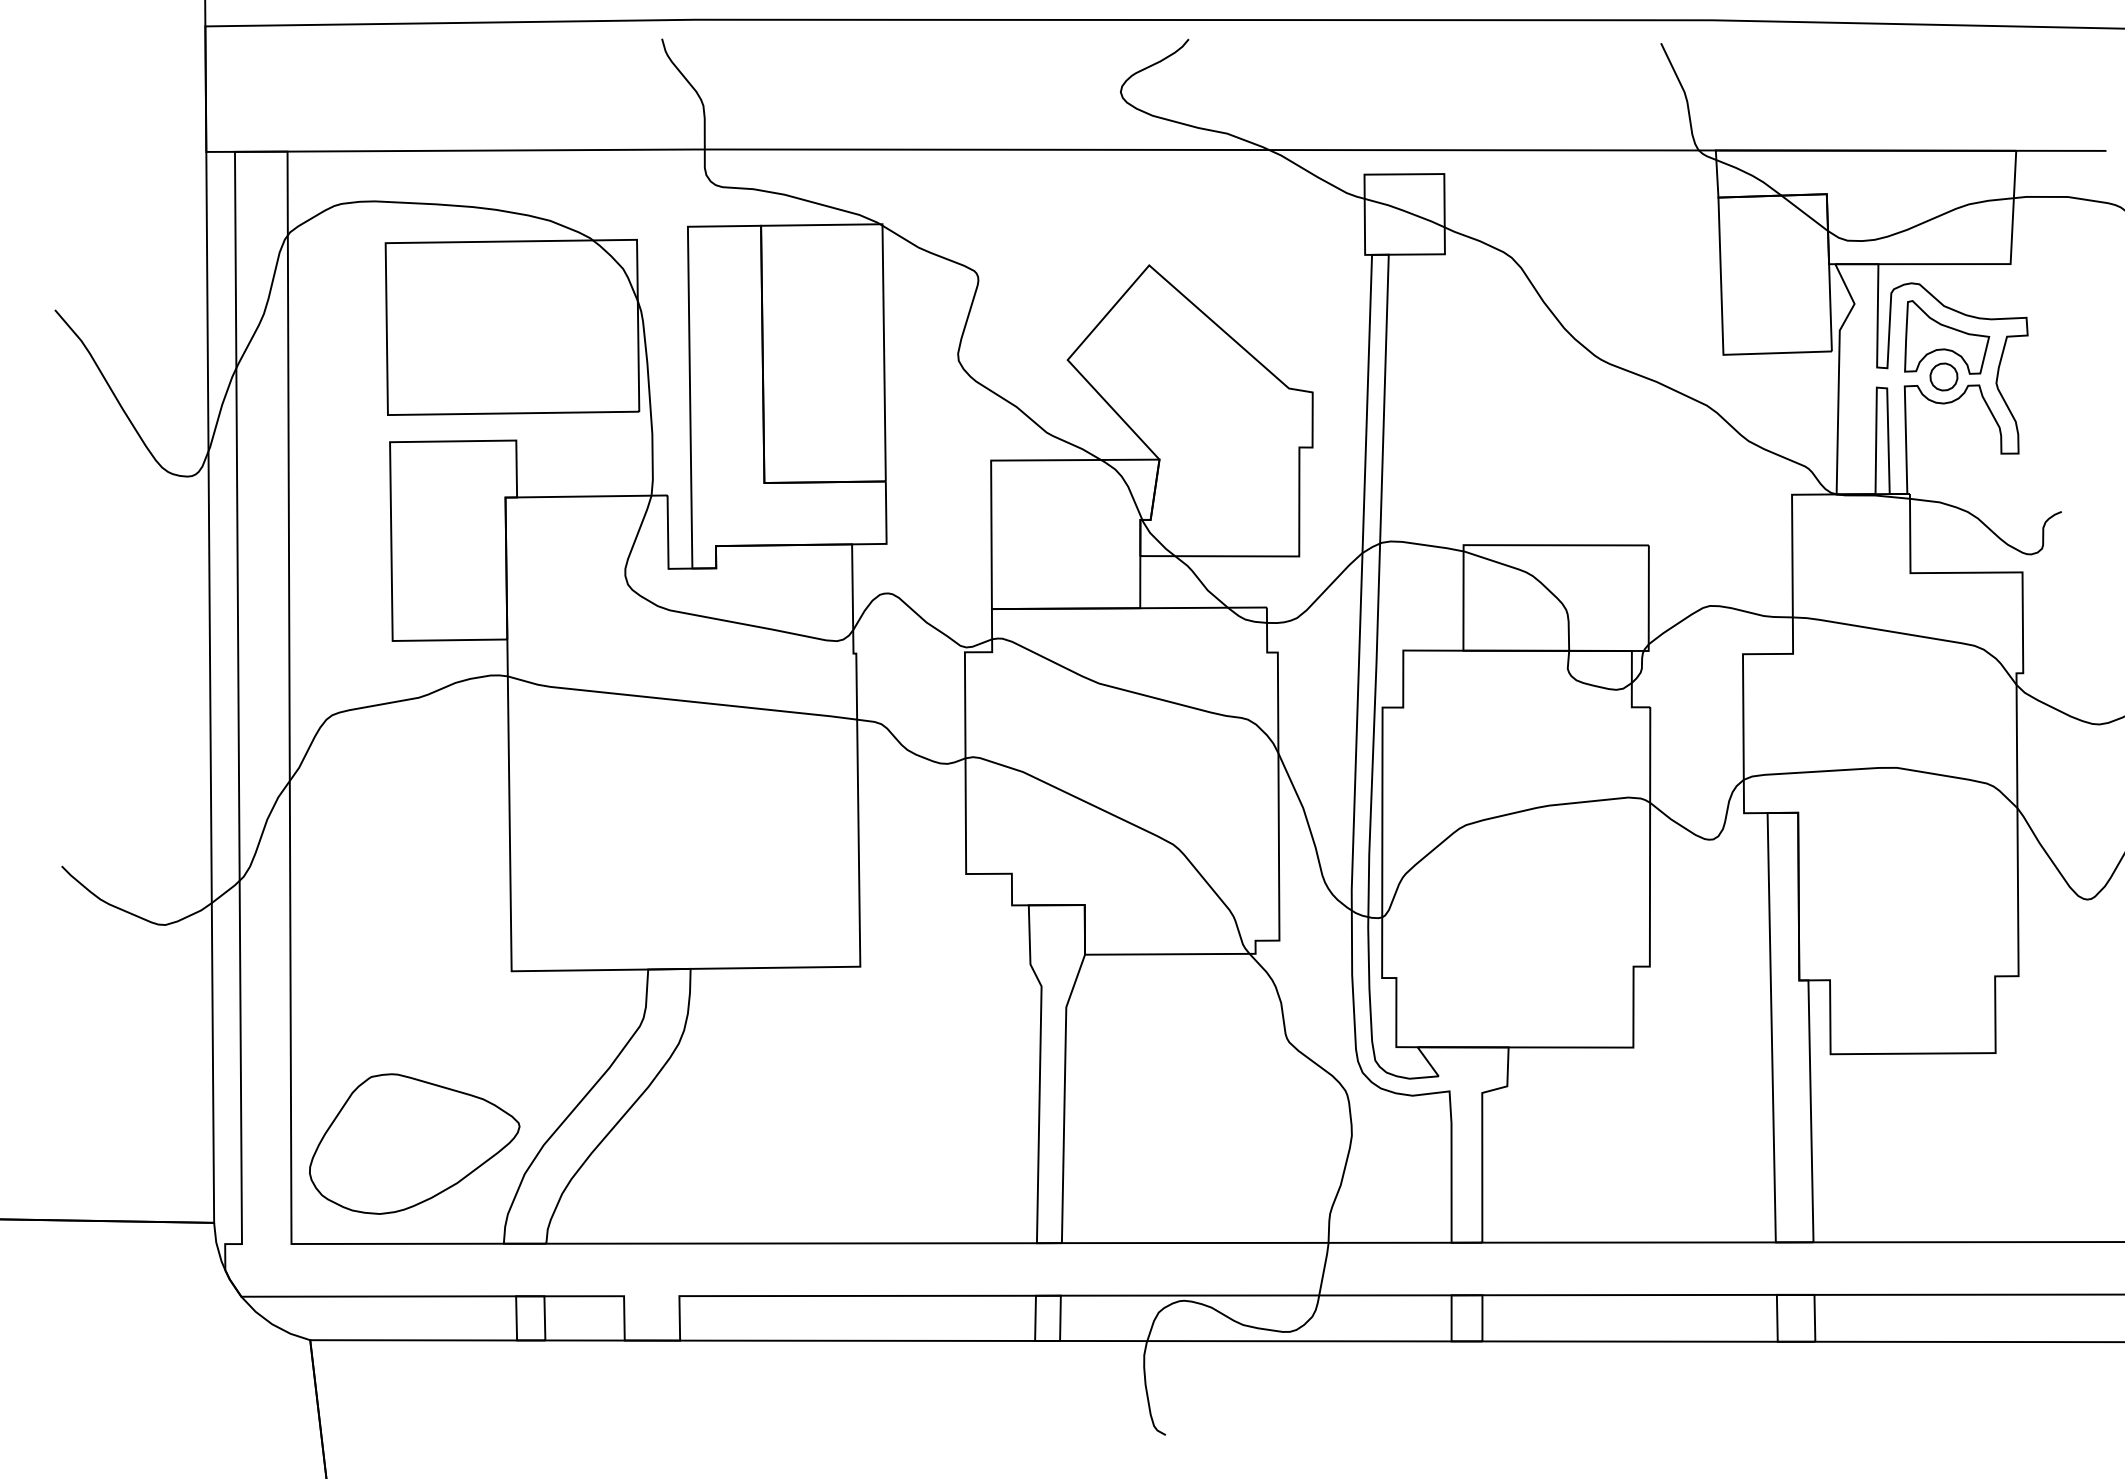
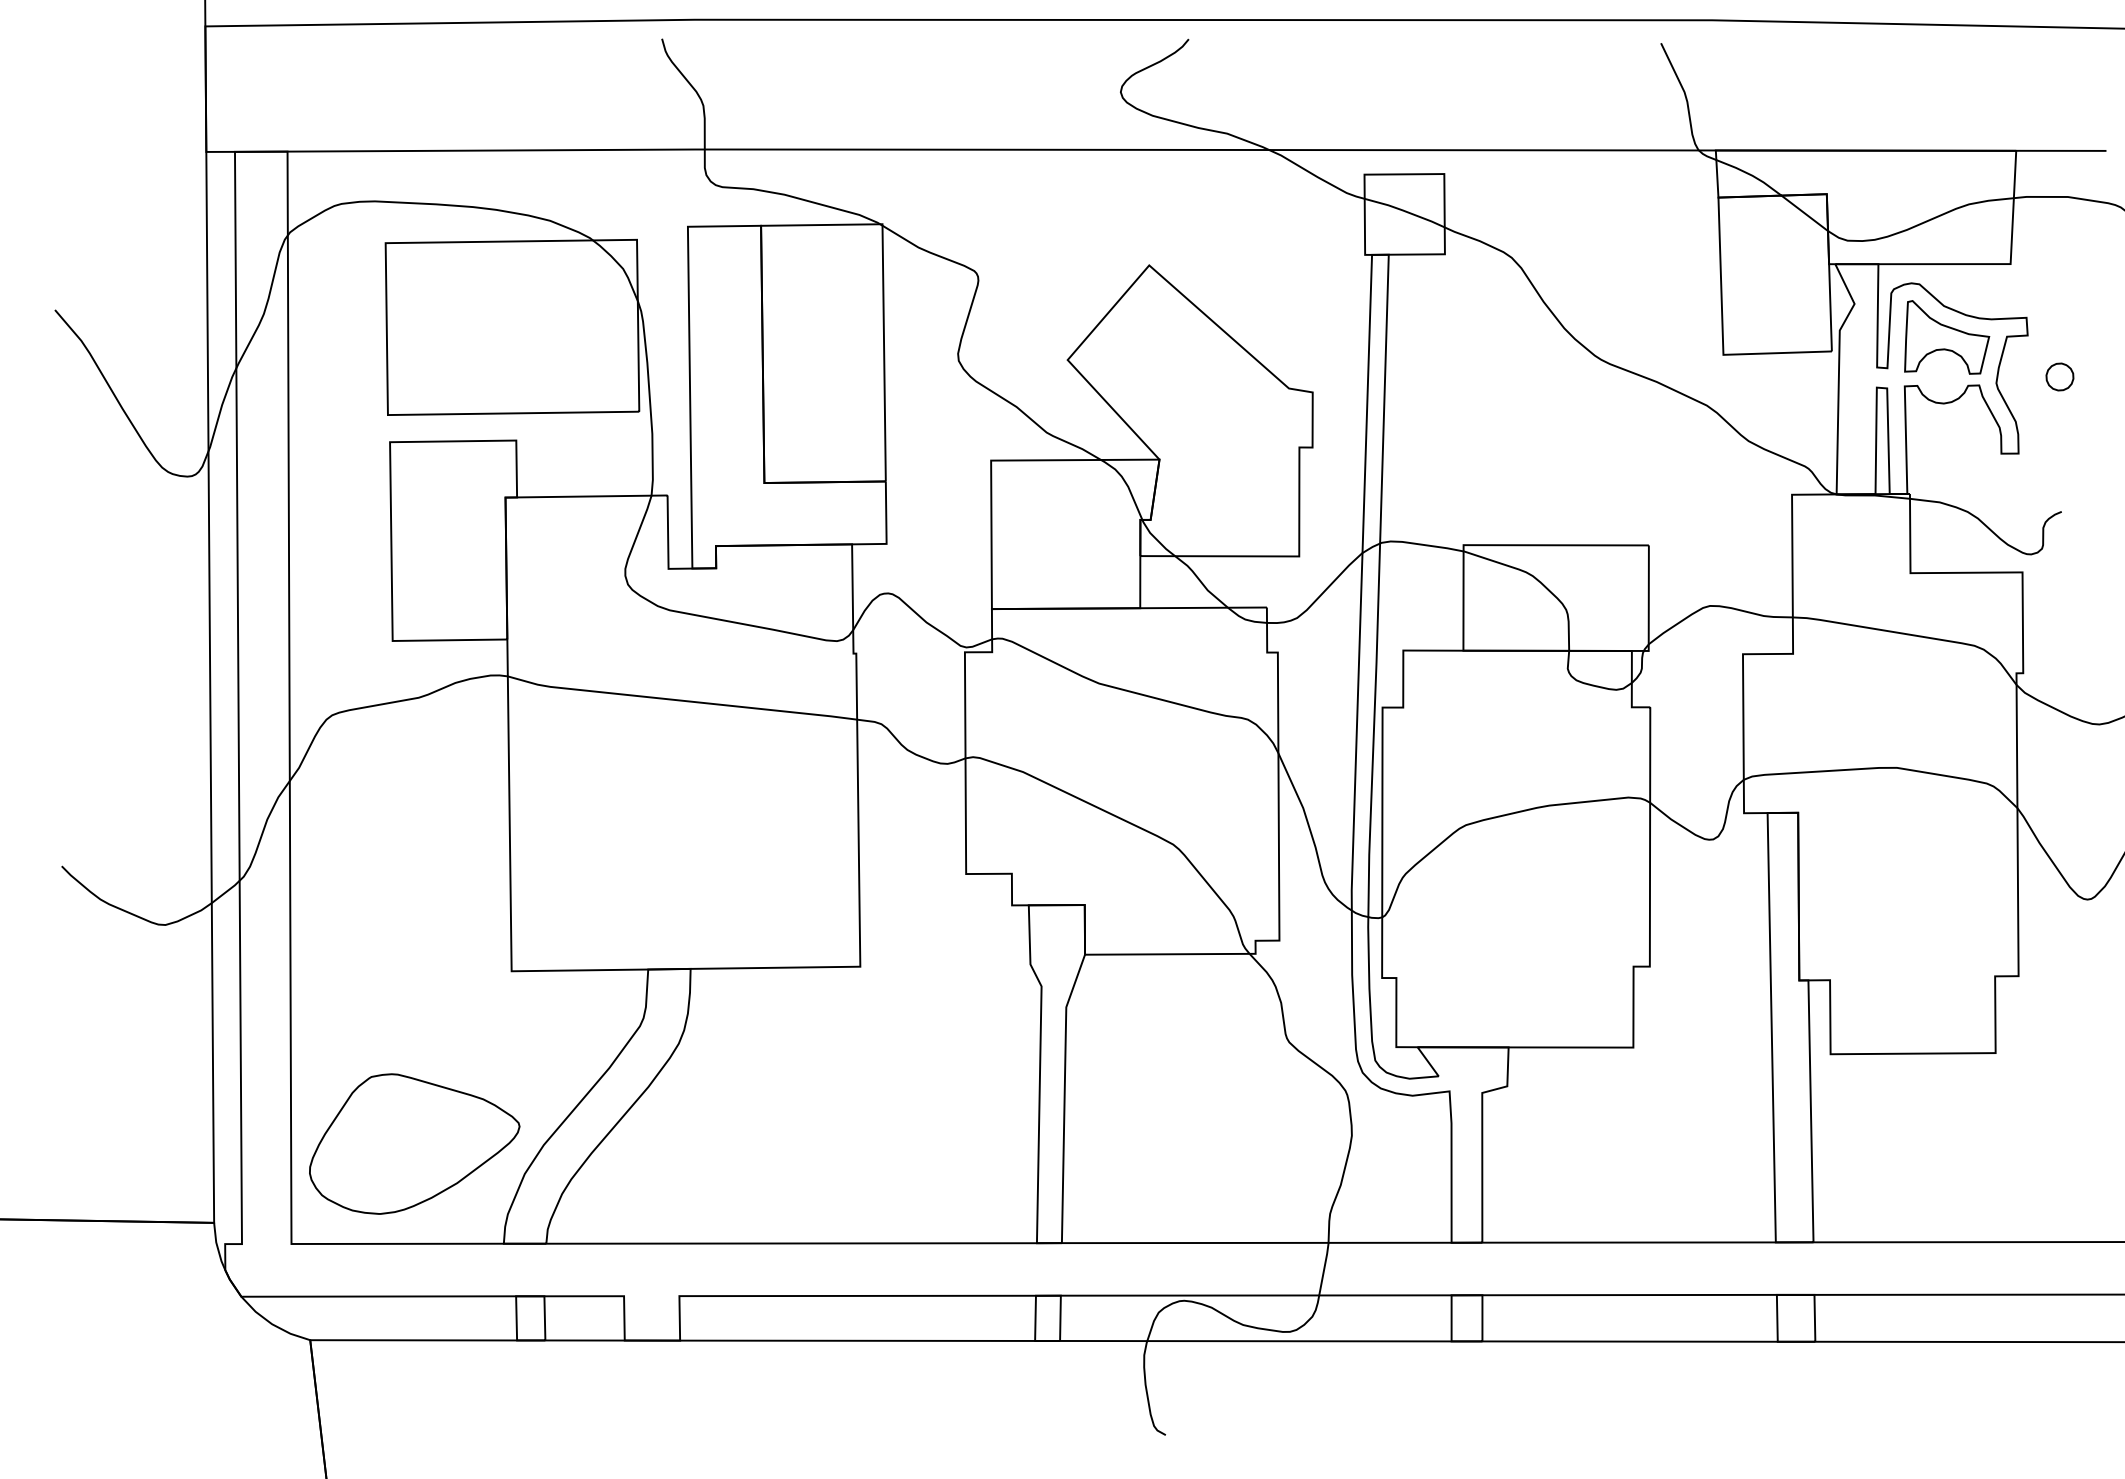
part position: (1943, 376) -> (2059, 376) (2059, 376)
